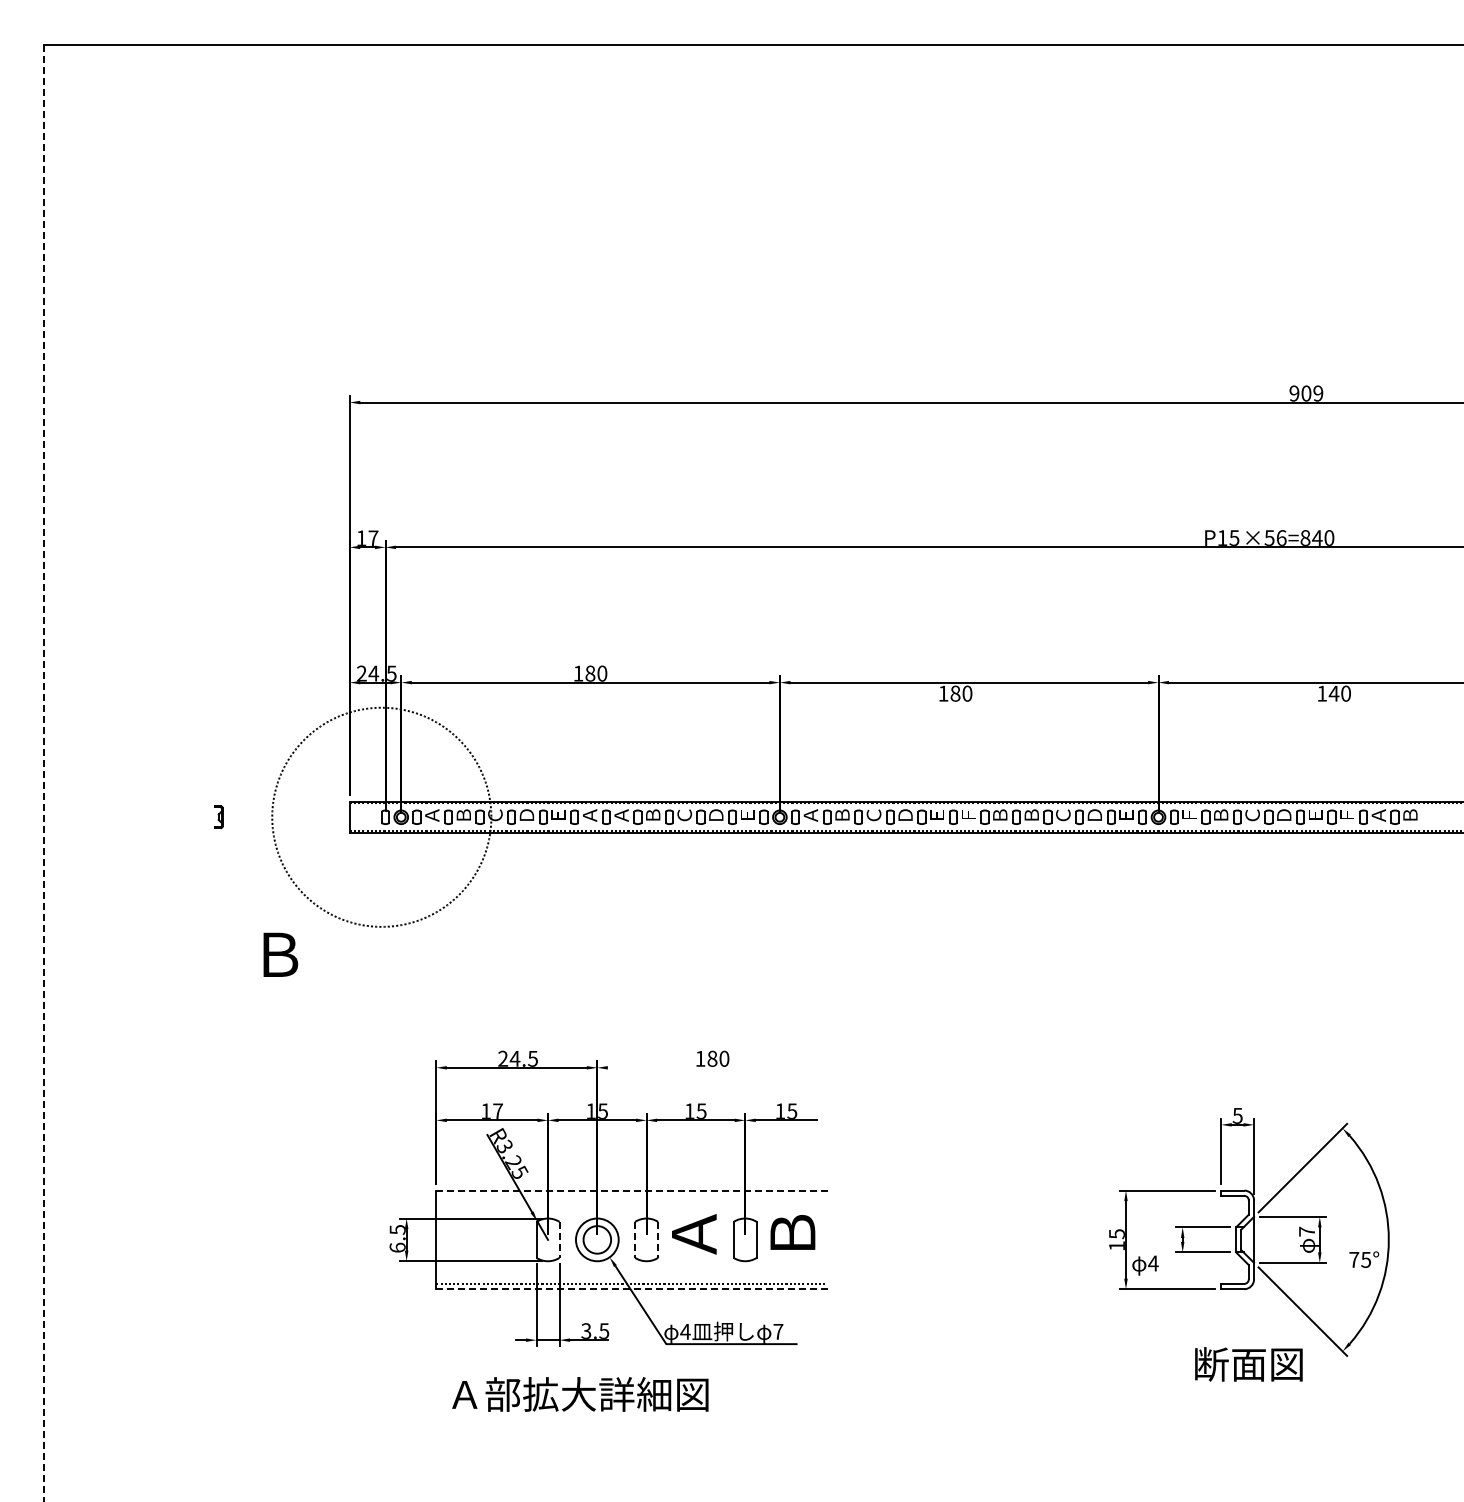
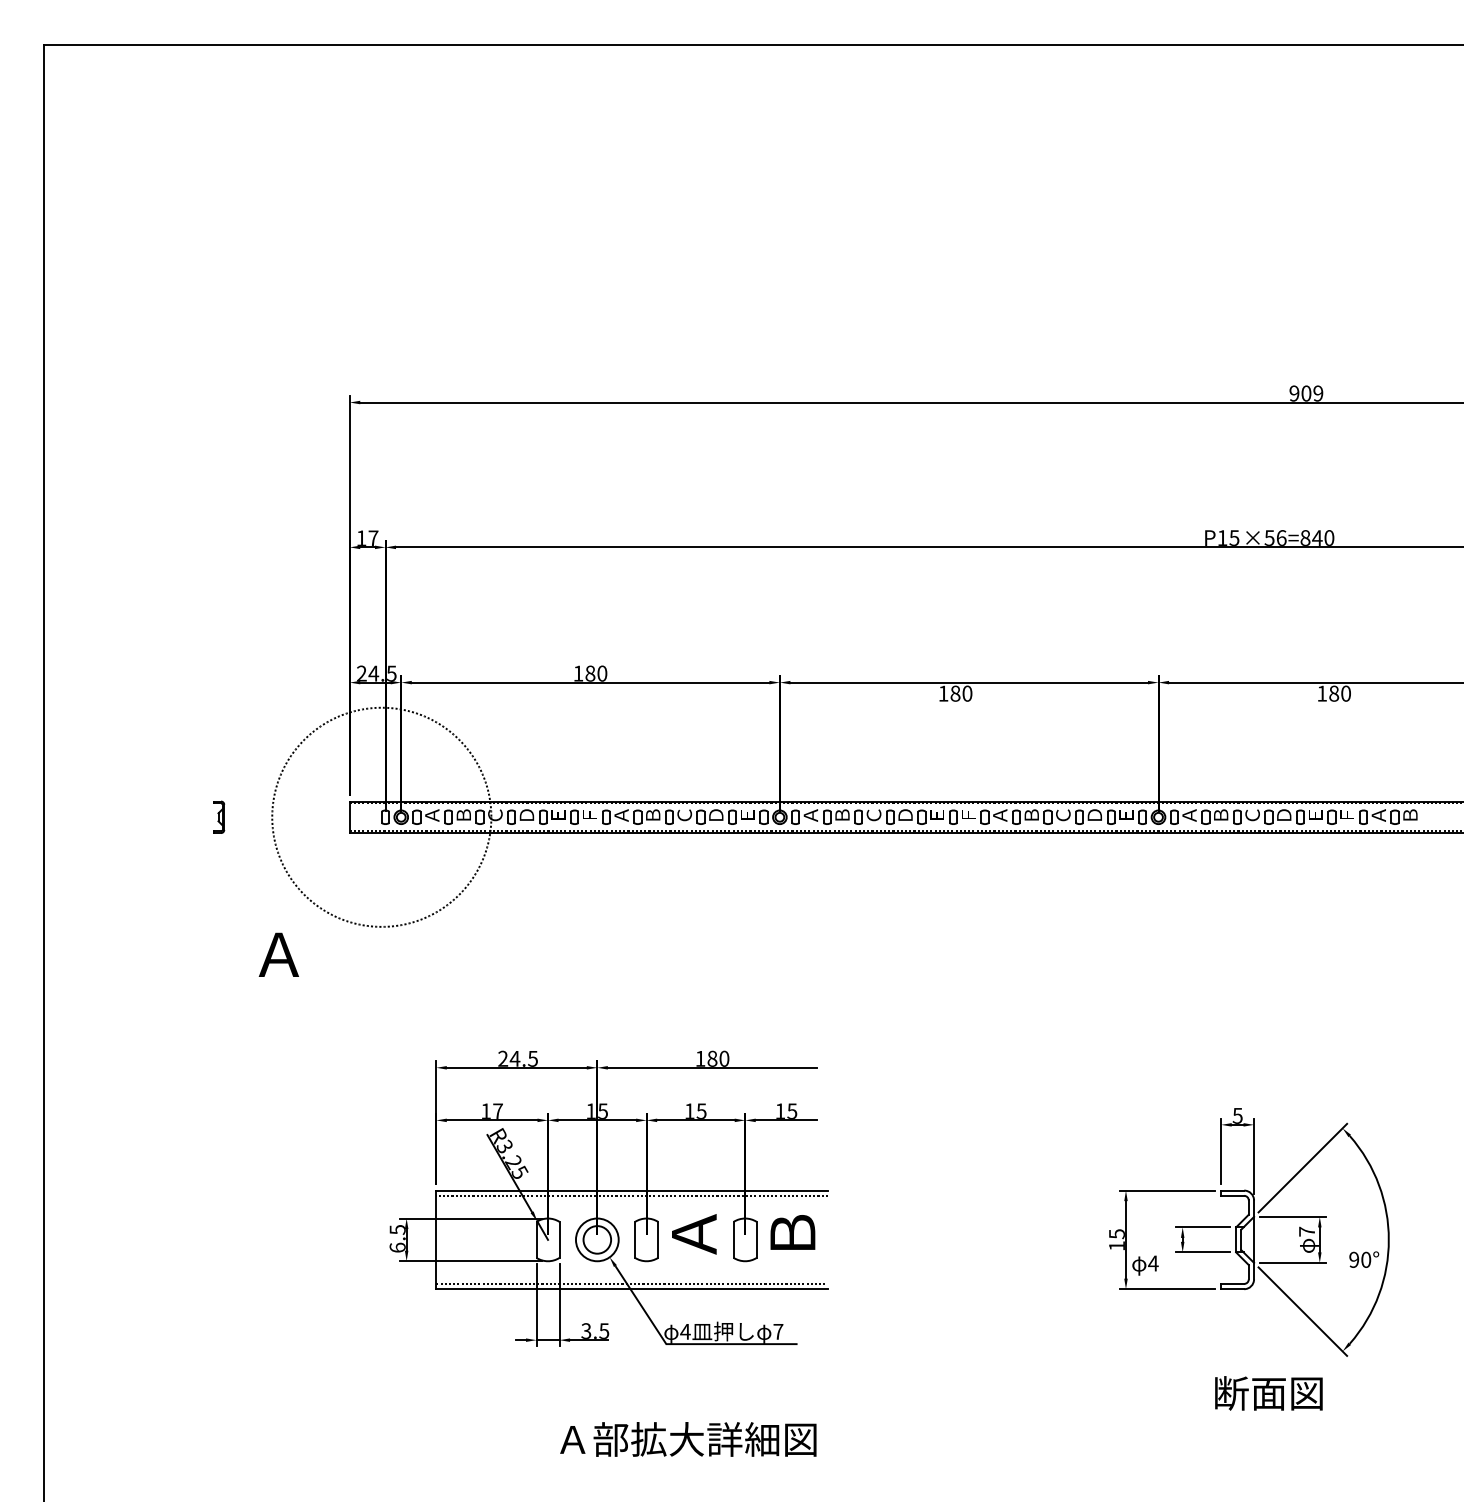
text: 140 -> 180 (1333, 693)
line: dashed -> solid (43, 773)
text: Ａ -> Ｆ (590, 815)
text: Ｂ -> Ａ (1000, 815)
text: Ｆ -> Ａ (1189, 815)
part size: 10x24 px -> 13x34 px (219, 816)
text: Ｂ -> Ａ (278, 954)
line: none -> present (712, 1067)
line: dashed -> solid (632, 1190)
line: none -> present (631, 1195)
line: dashed -> solid (559, 1240)
line: dashed -> solid (635, 1240)
line: dashed -> solid (658, 1240)
text: 75° -> 90° (1360, 1259)
line: dashed -> solid (632, 1289)
text position: (1248, 1364) -> (1268, 1393) (1268, 1393)
text position: (580, 1394) -> (688, 1439) (688, 1439)
